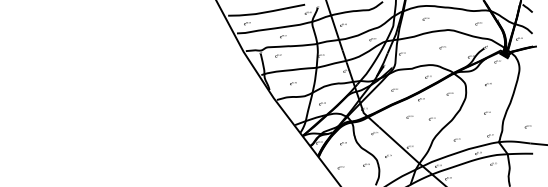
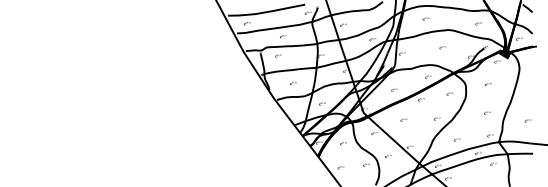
part position: (409, 116) -> (403, 119) (403, 119)
part position: (431, 118) -> (436, 118) (436, 118)
part position: (527, 126) -> (527, 120) (527, 120)
